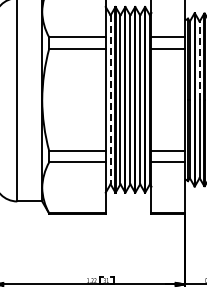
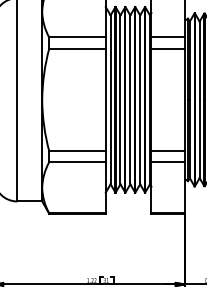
line: dashed -> solid (199, 60)
line: dashed -> solid (110, 100)
